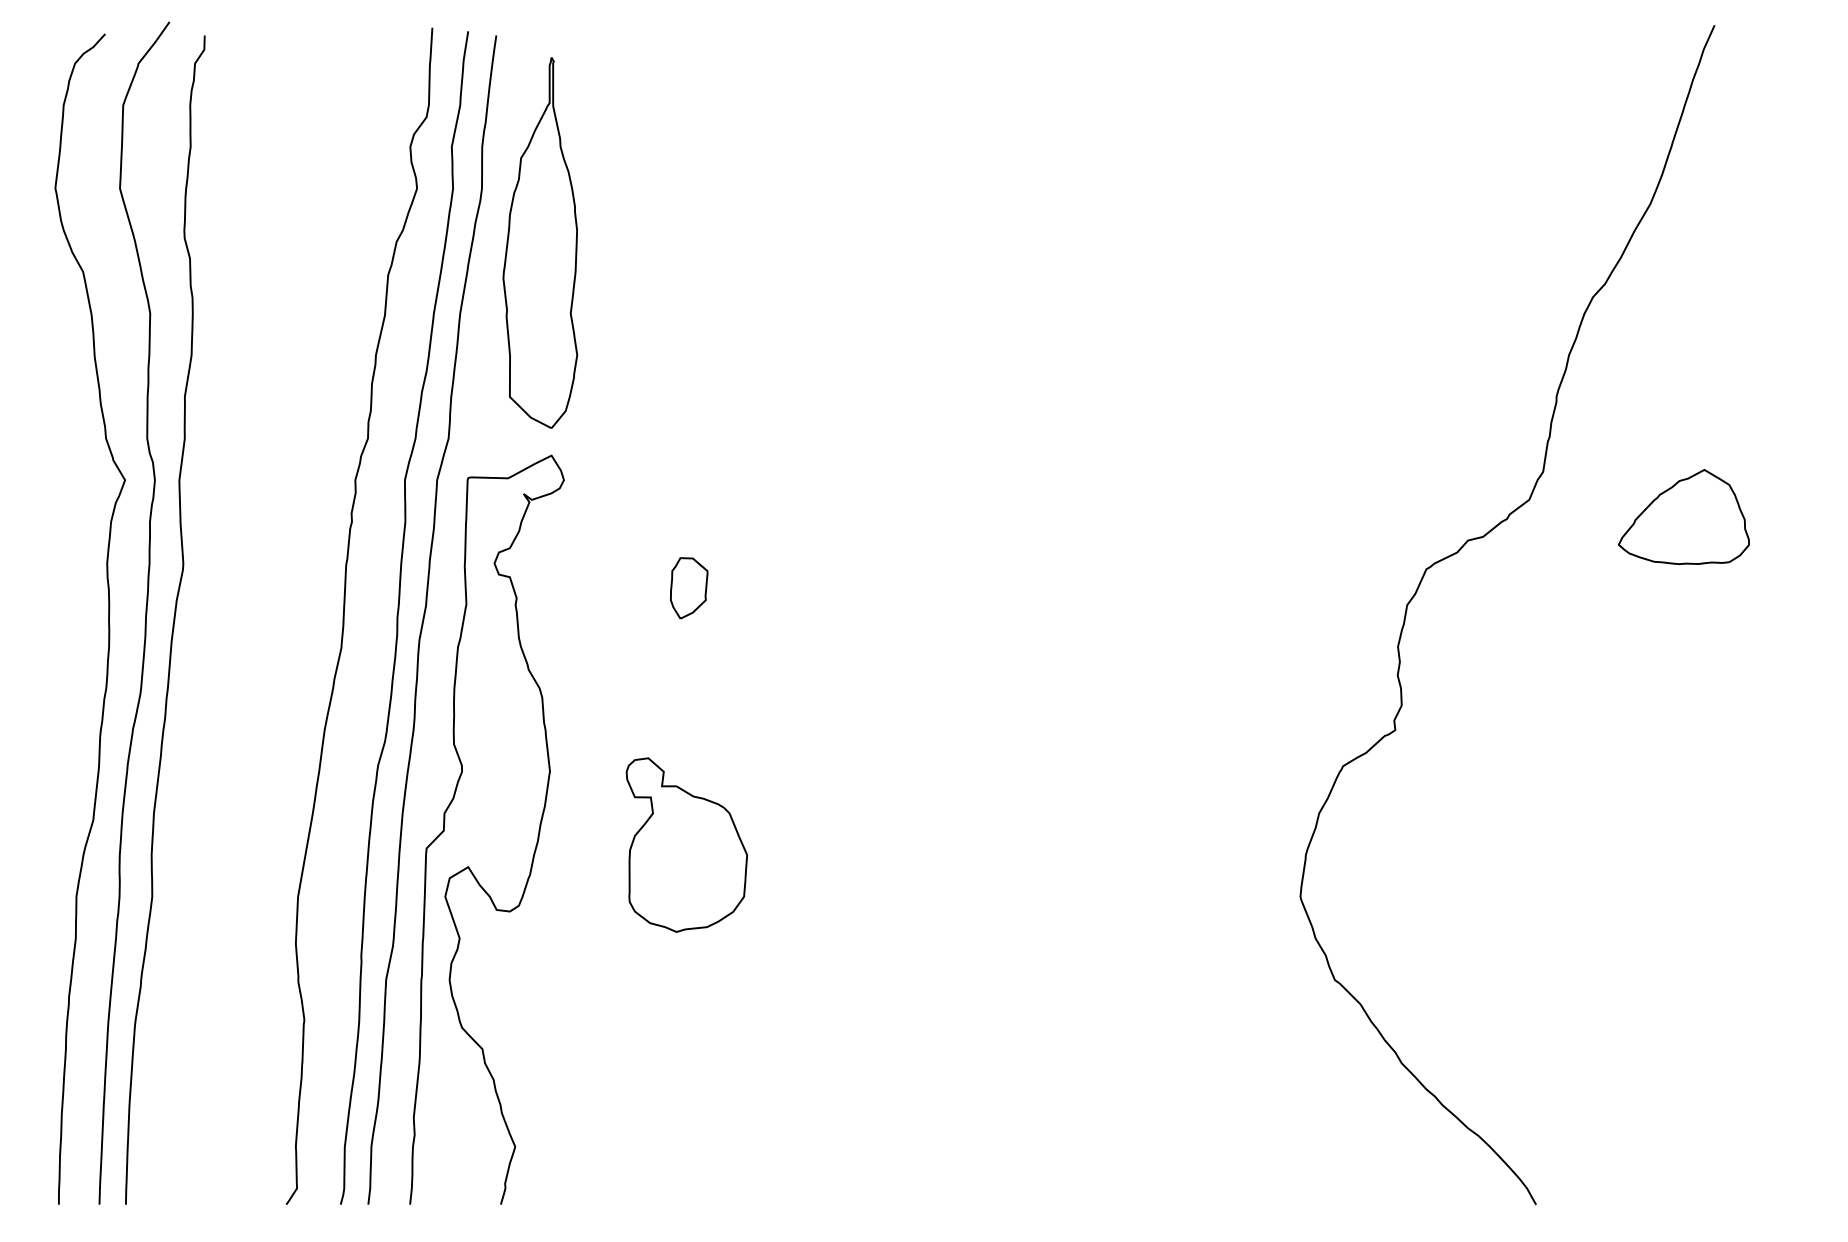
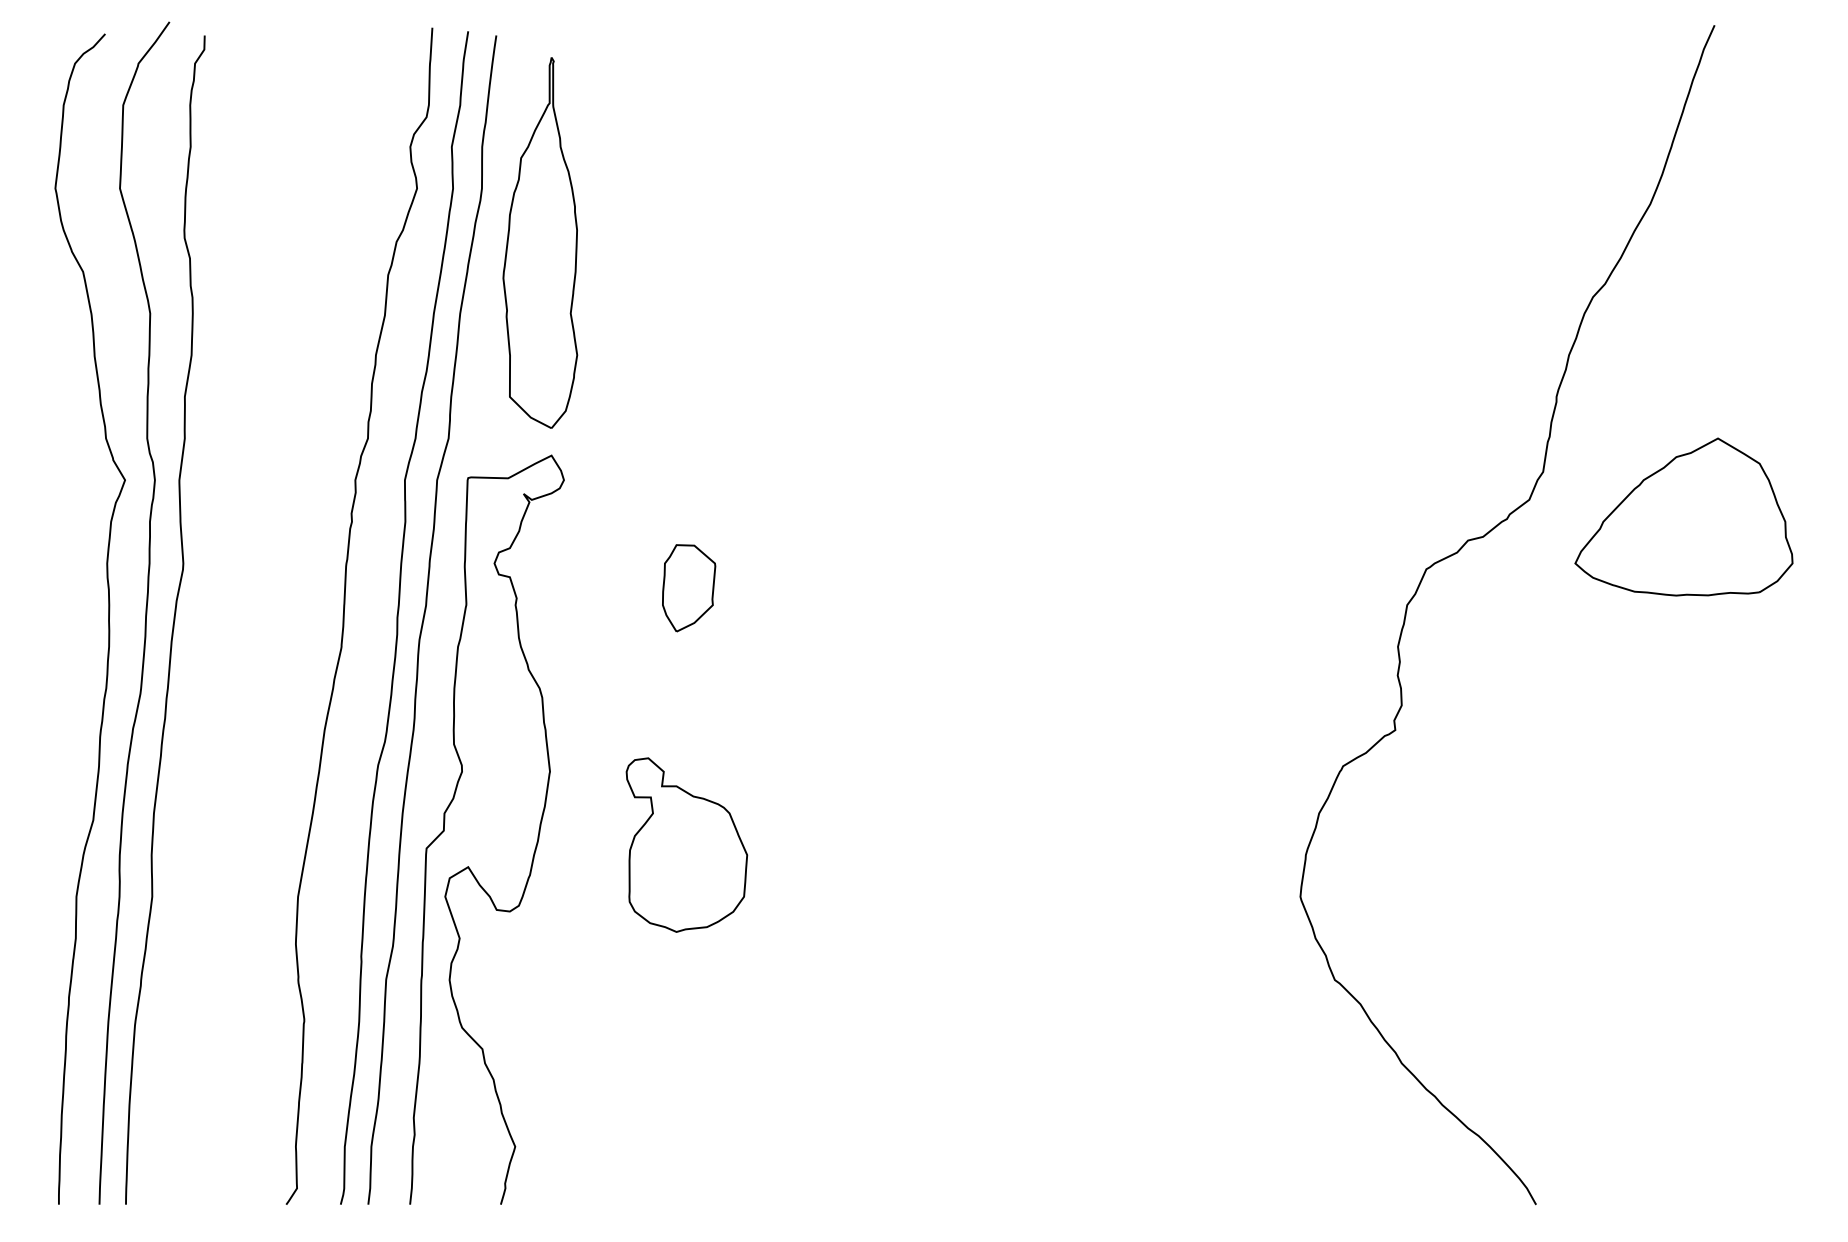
part size: 132x96 px -> 220x160 px (1683, 516)
part size: 39x63 px -> 55x89 px (689, 588)
